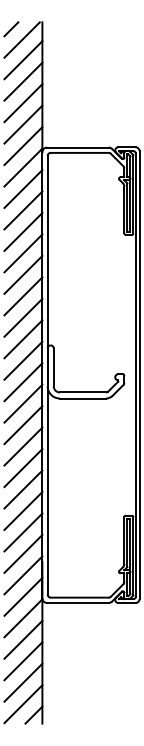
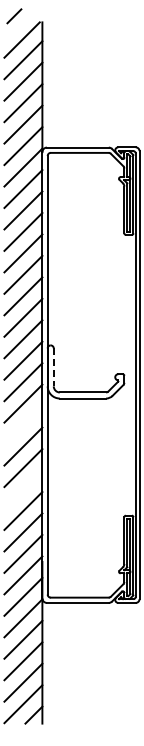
line position: (11, 29) -> (14, 16) (14, 16)
line: solid -> dashed (53, 367)
line: present -> none (23, 425)
line: present -> none (23, 489)
